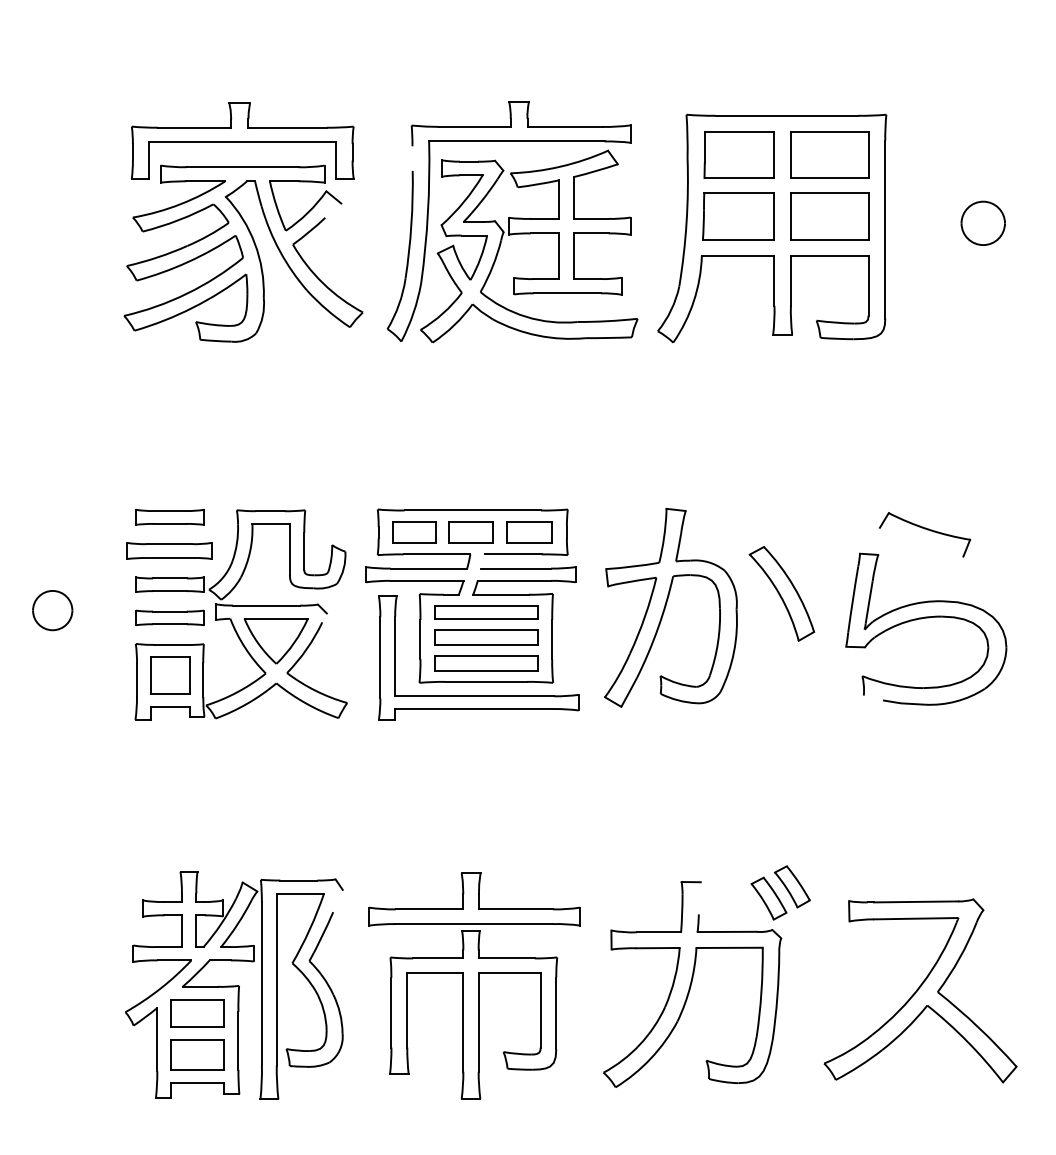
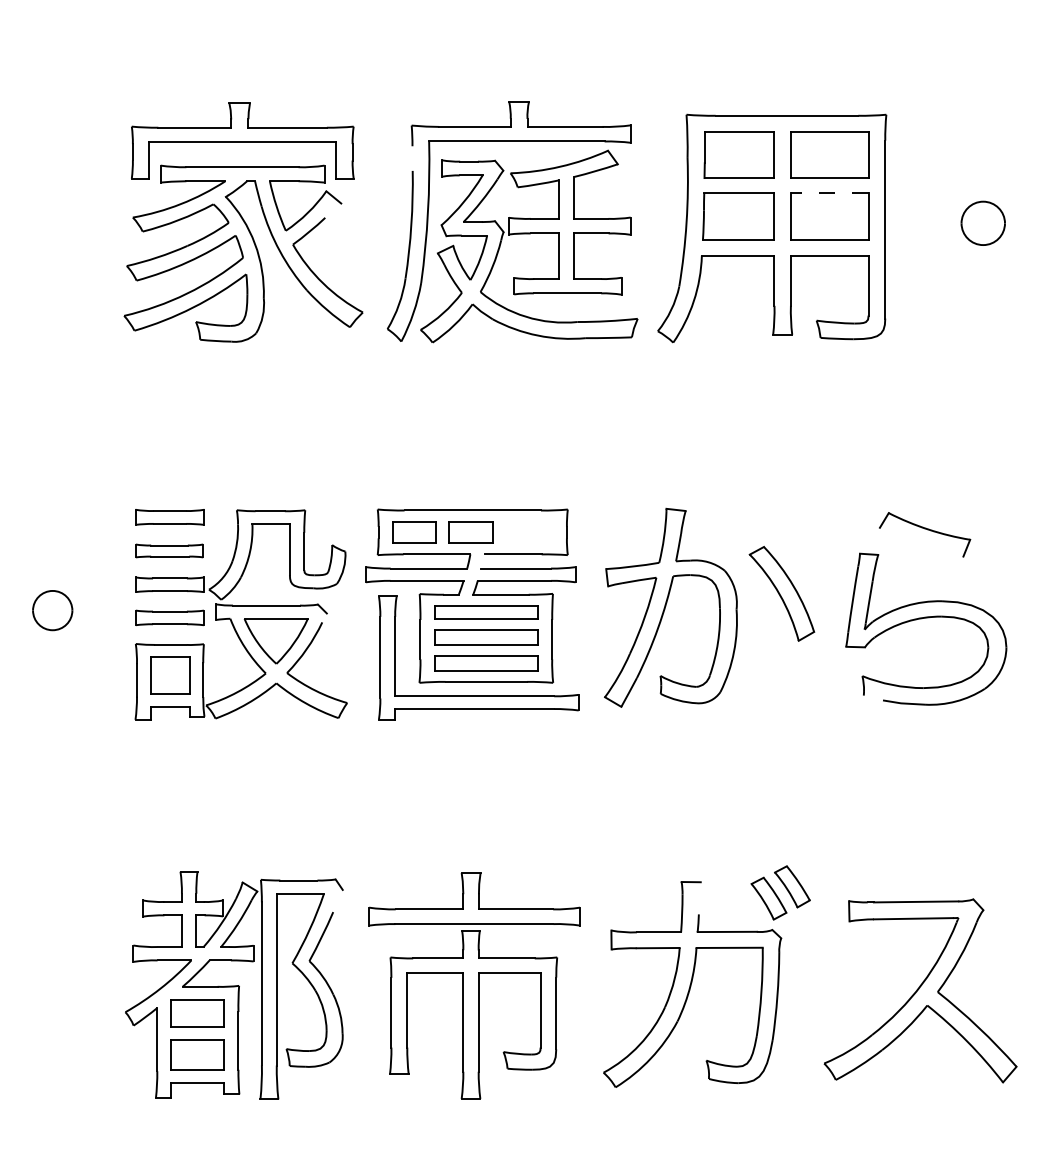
line: solid -> dashed (829, 193)
part: present -> none (529, 532)
part size: 87x18 px -> 69x16 px (169, 550)
